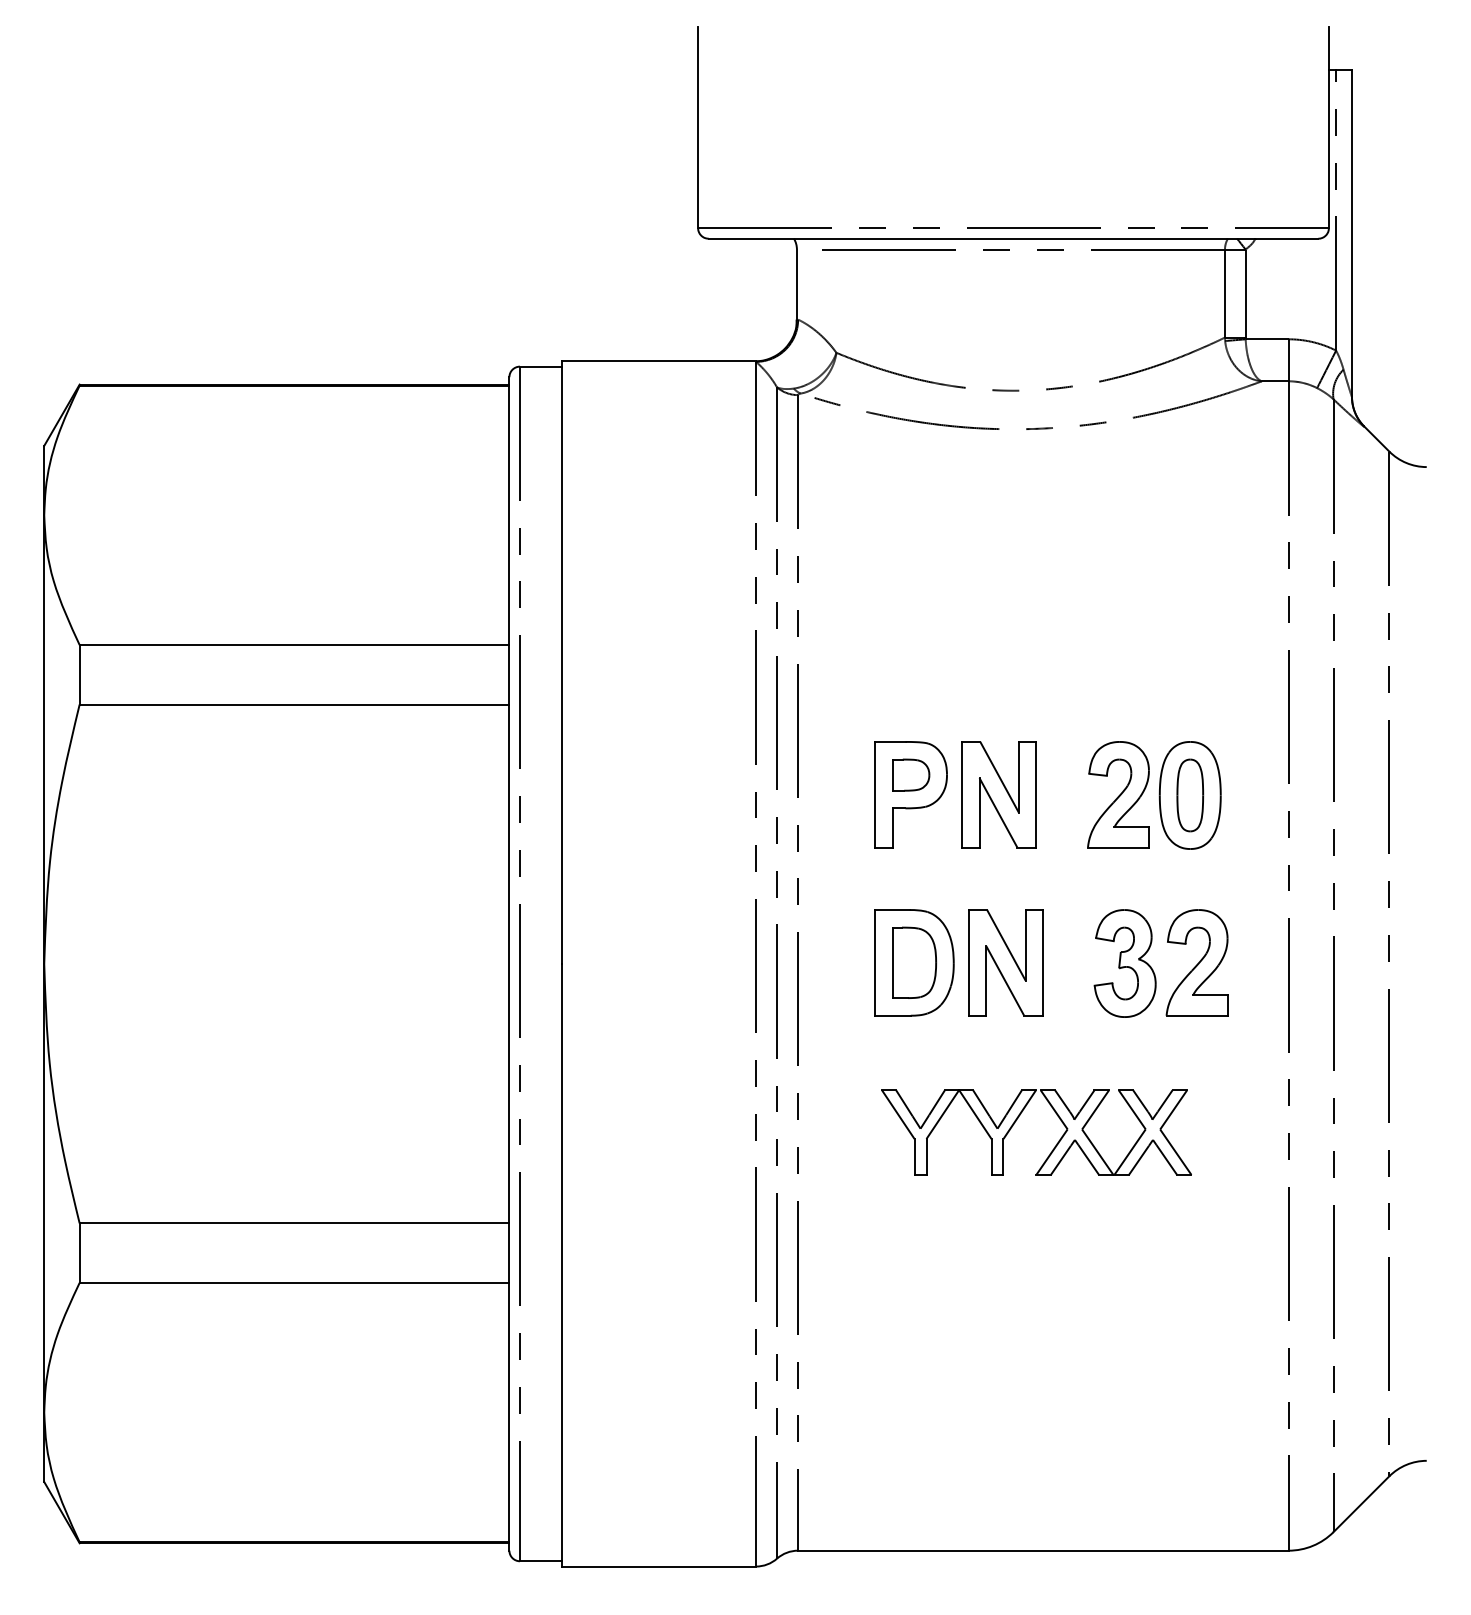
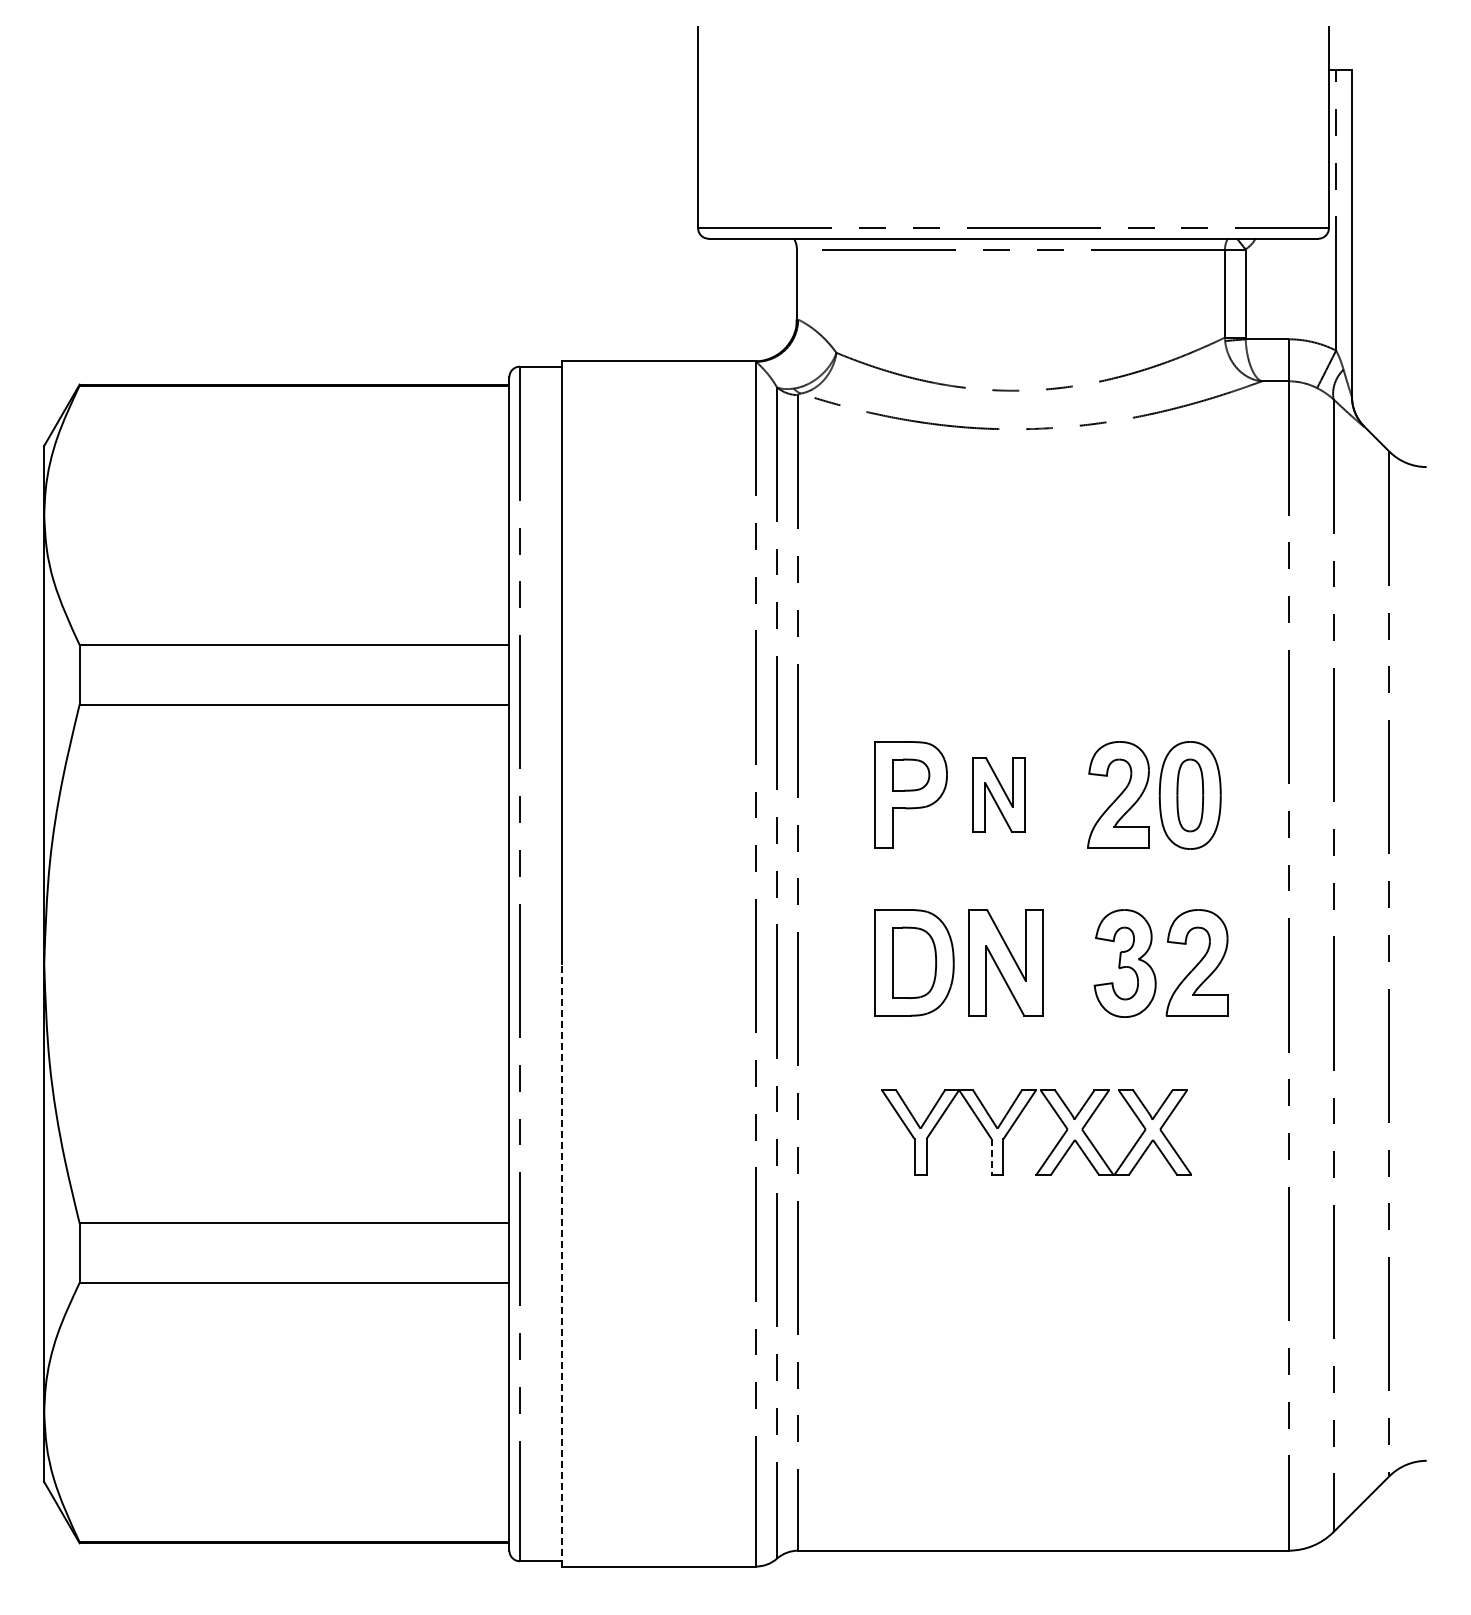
part size: 76x108 px -> 54x76 px (998, 794)
line: solid -> dashed (991, 1156)
line: solid -> dashed (562, 1264)
